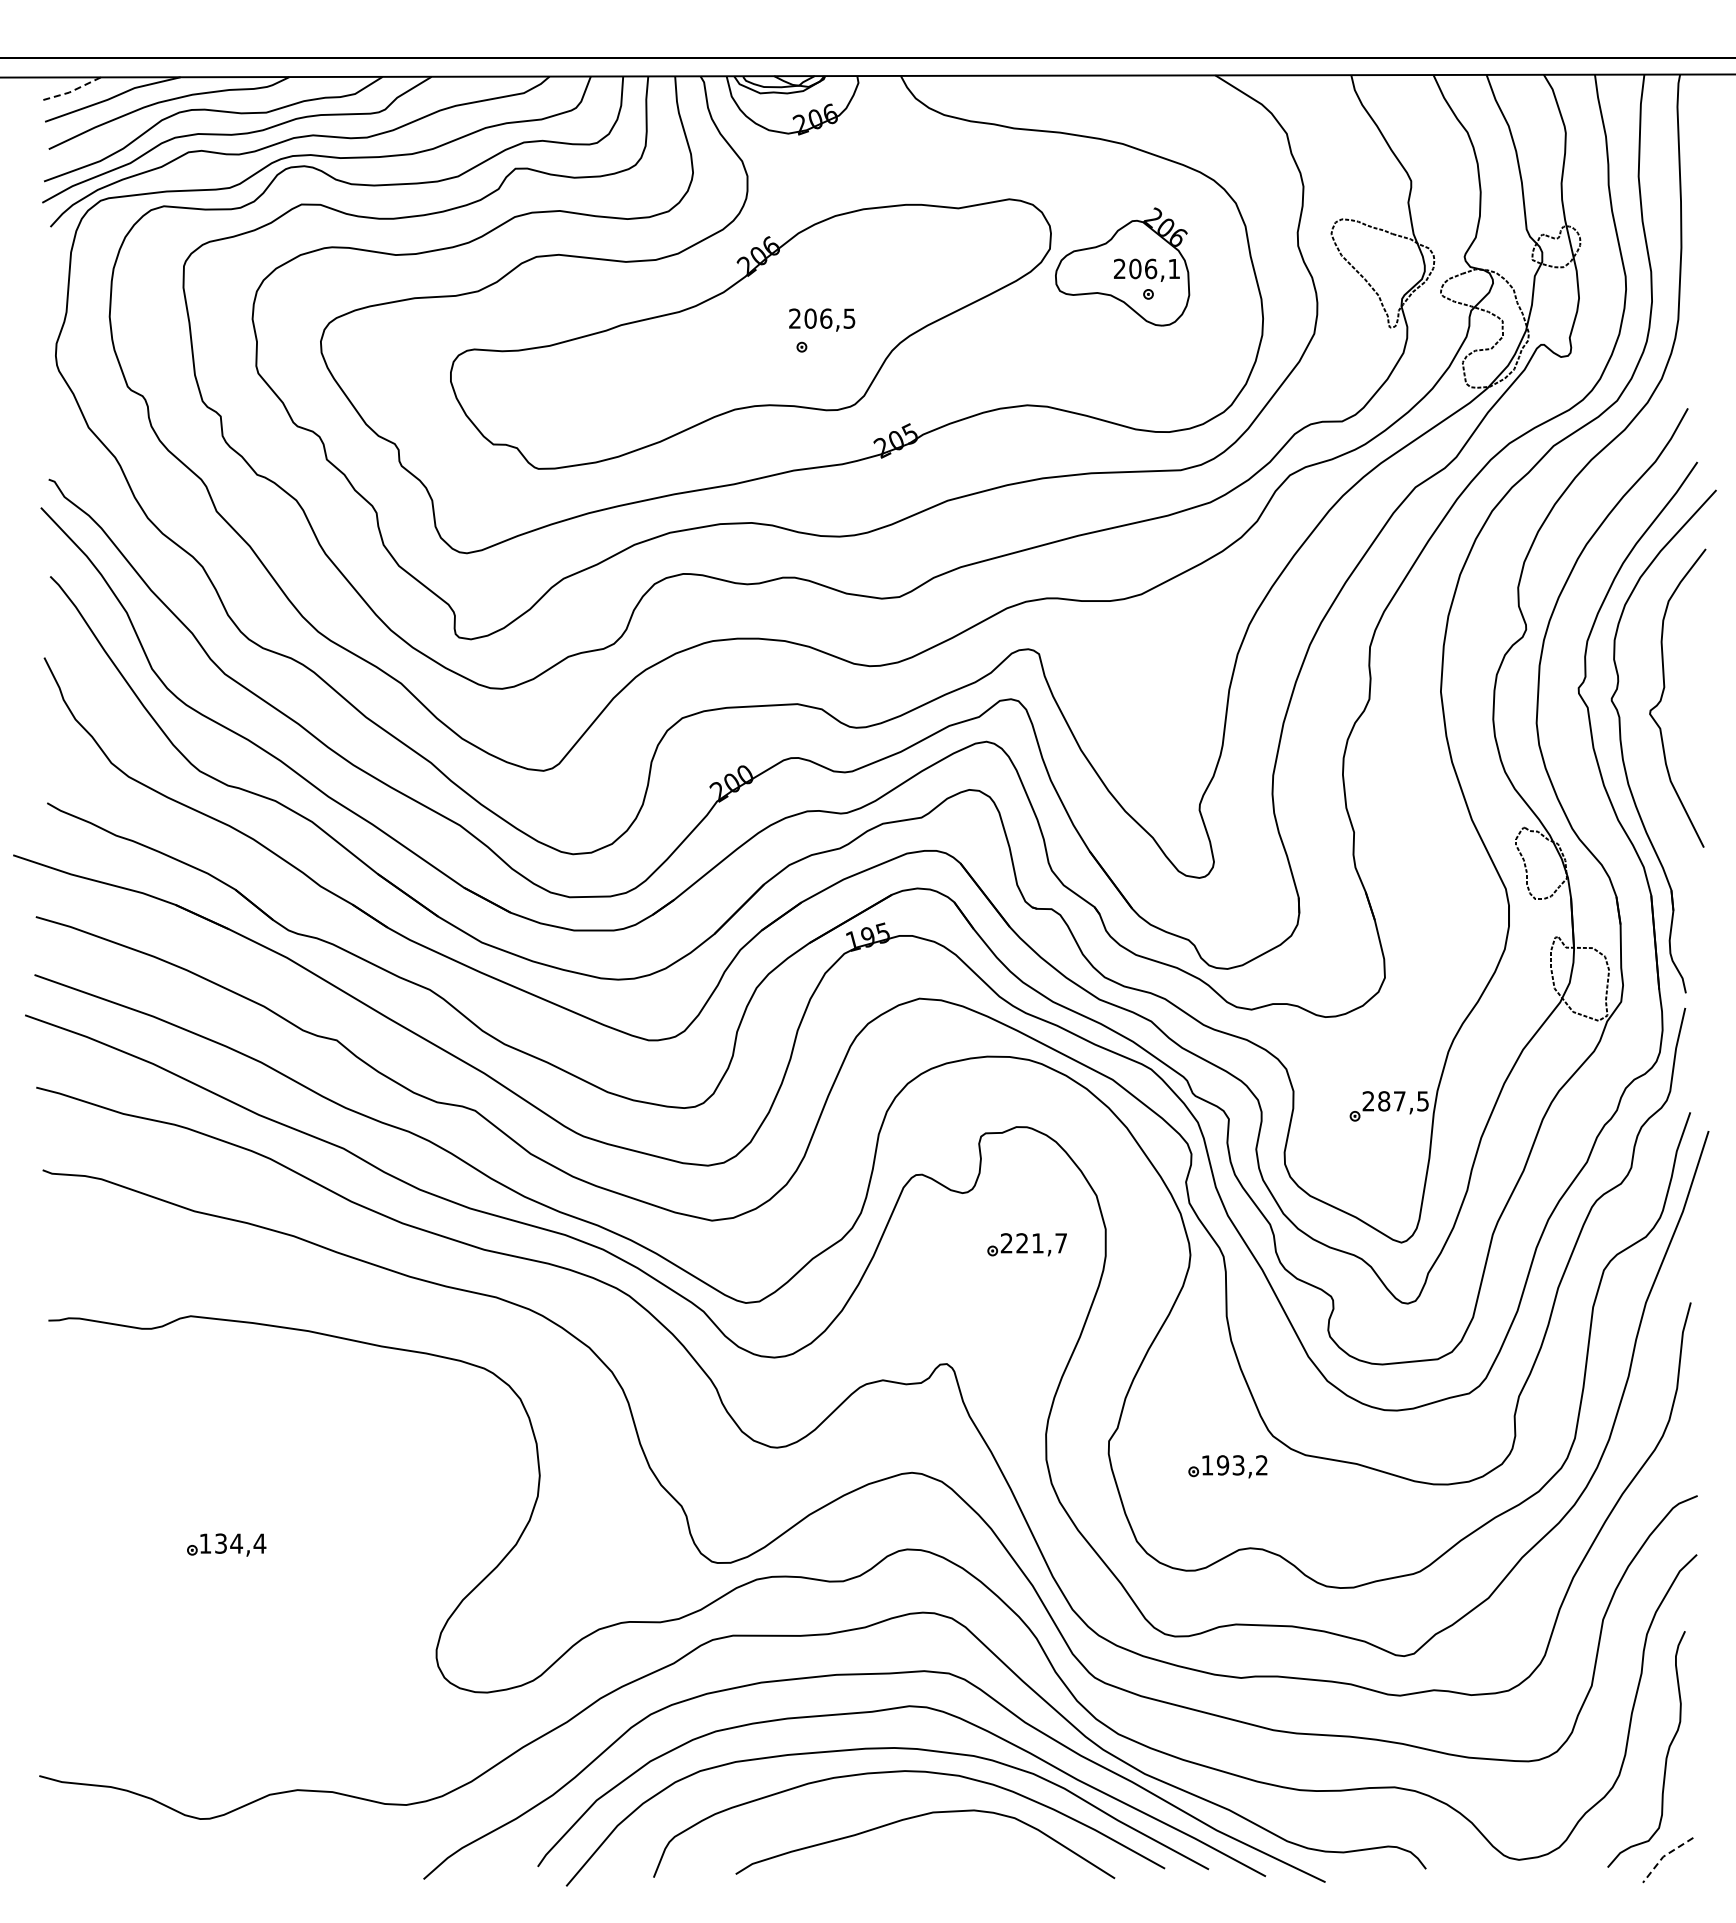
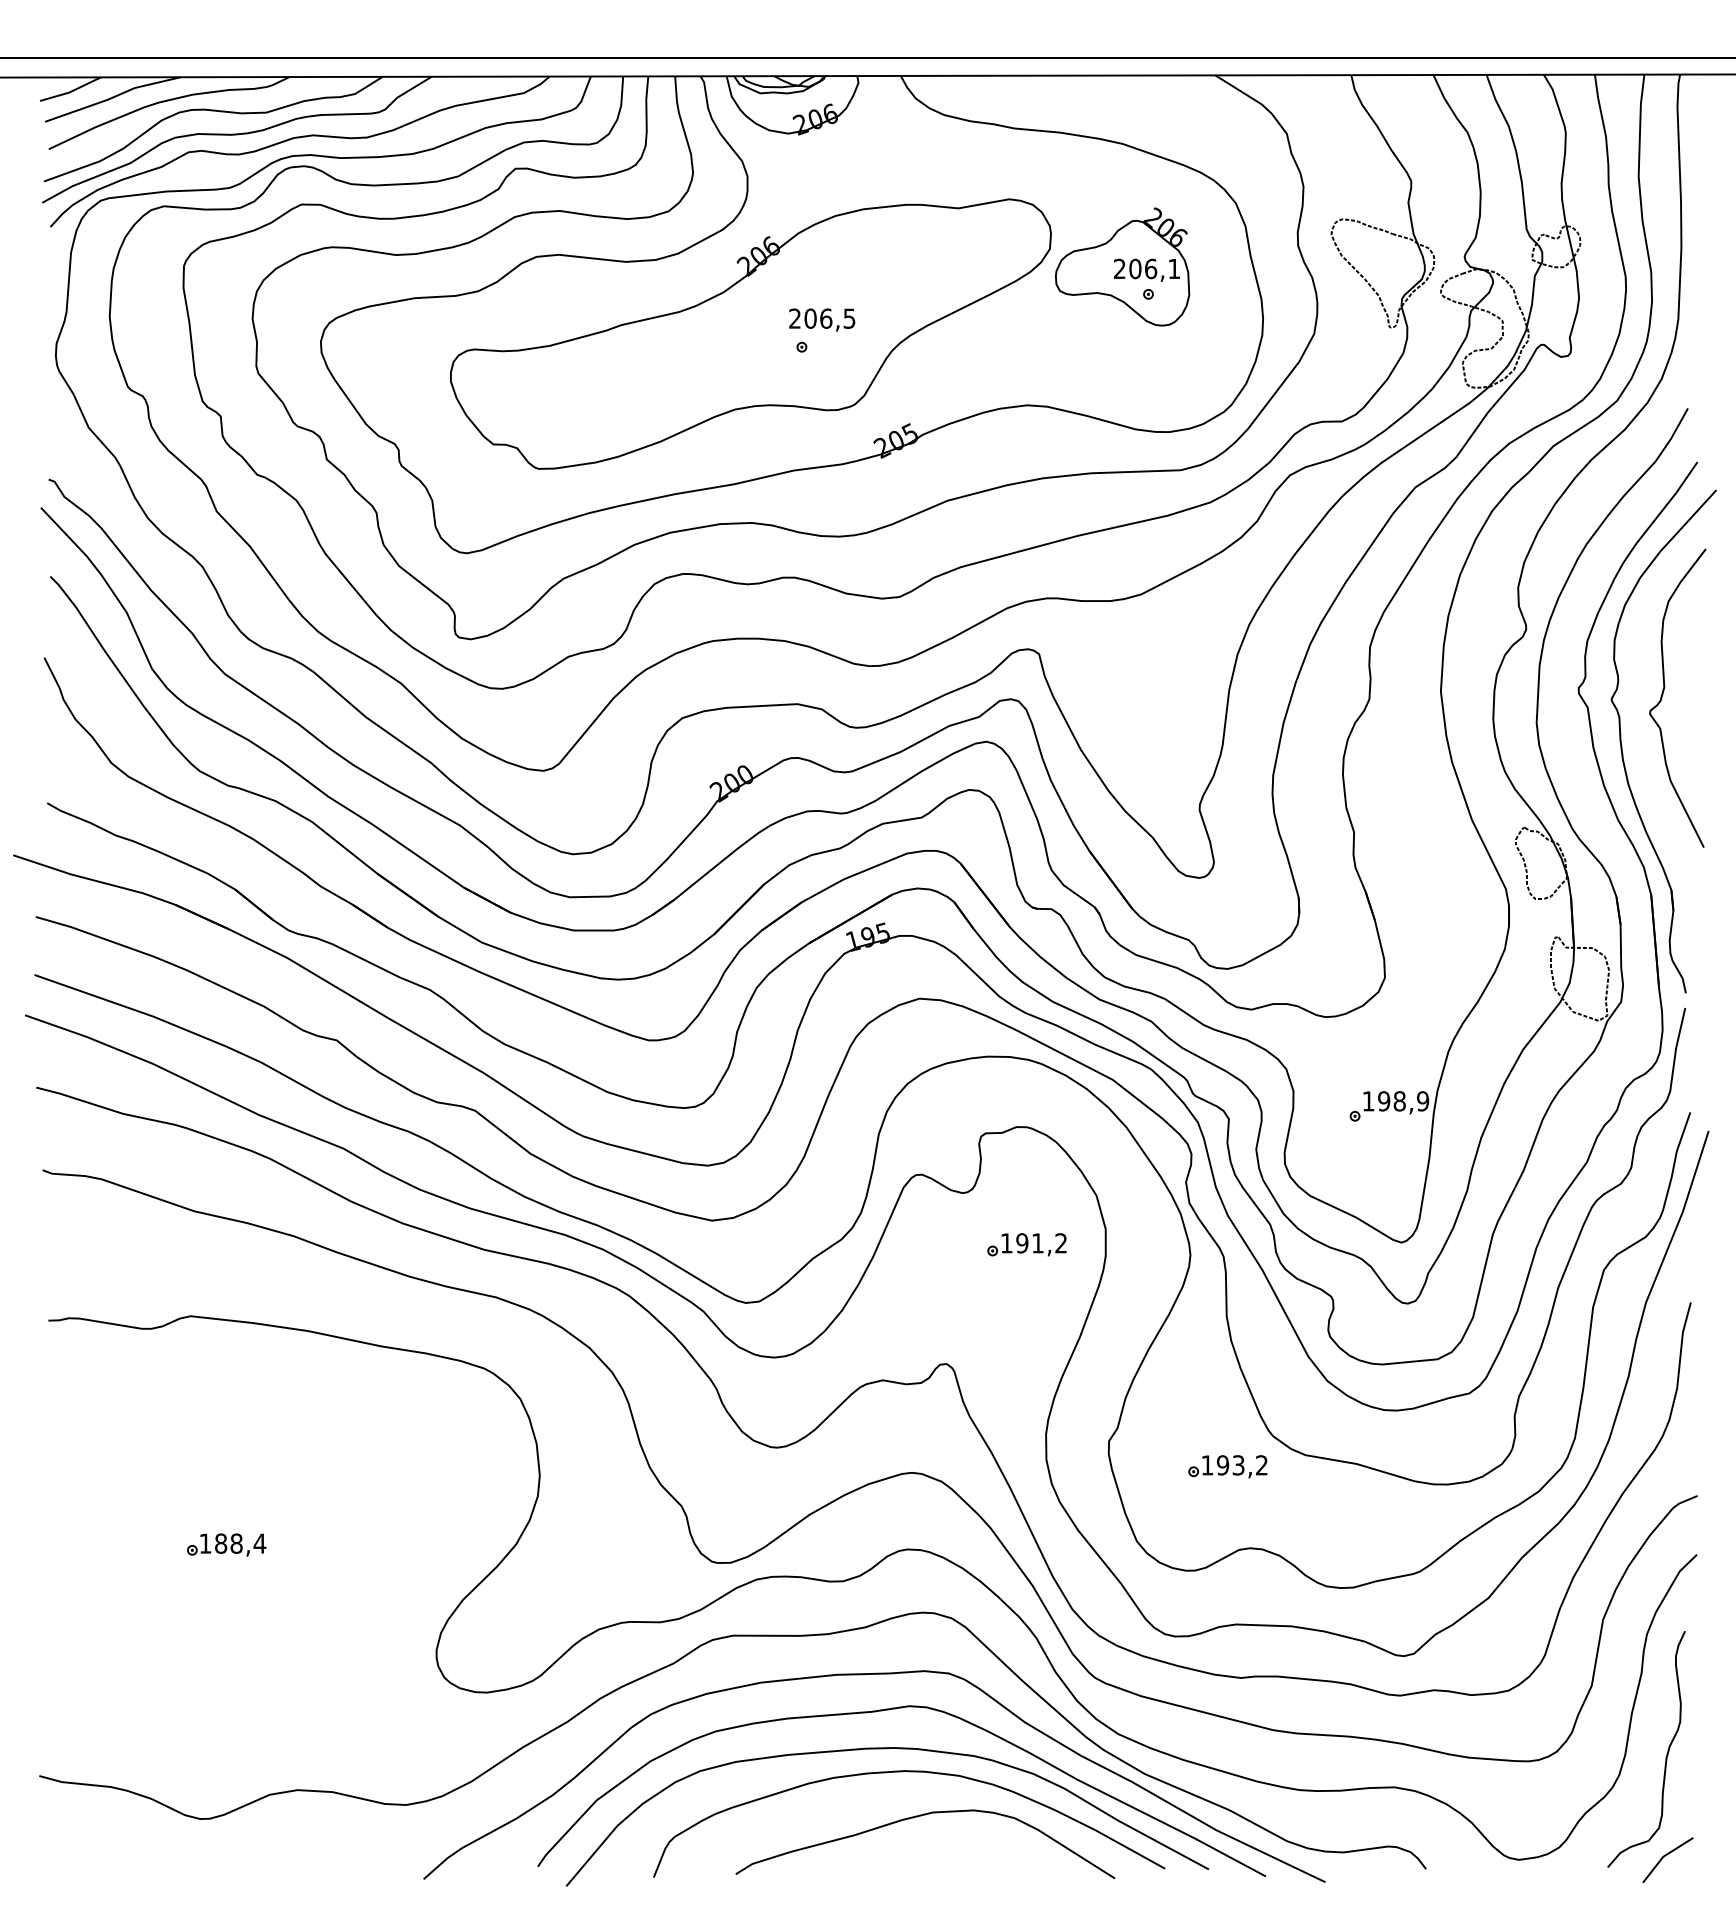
line: dashed -> solid (70, 91)
text: 287,5 -> 198,9 (1395, 1101)
text: 221,7 -> 191,2 (1033, 1243)
text: 134,4 -> 188,4 (229, 1543)
line: dashed -> solid (1664, 1856)
